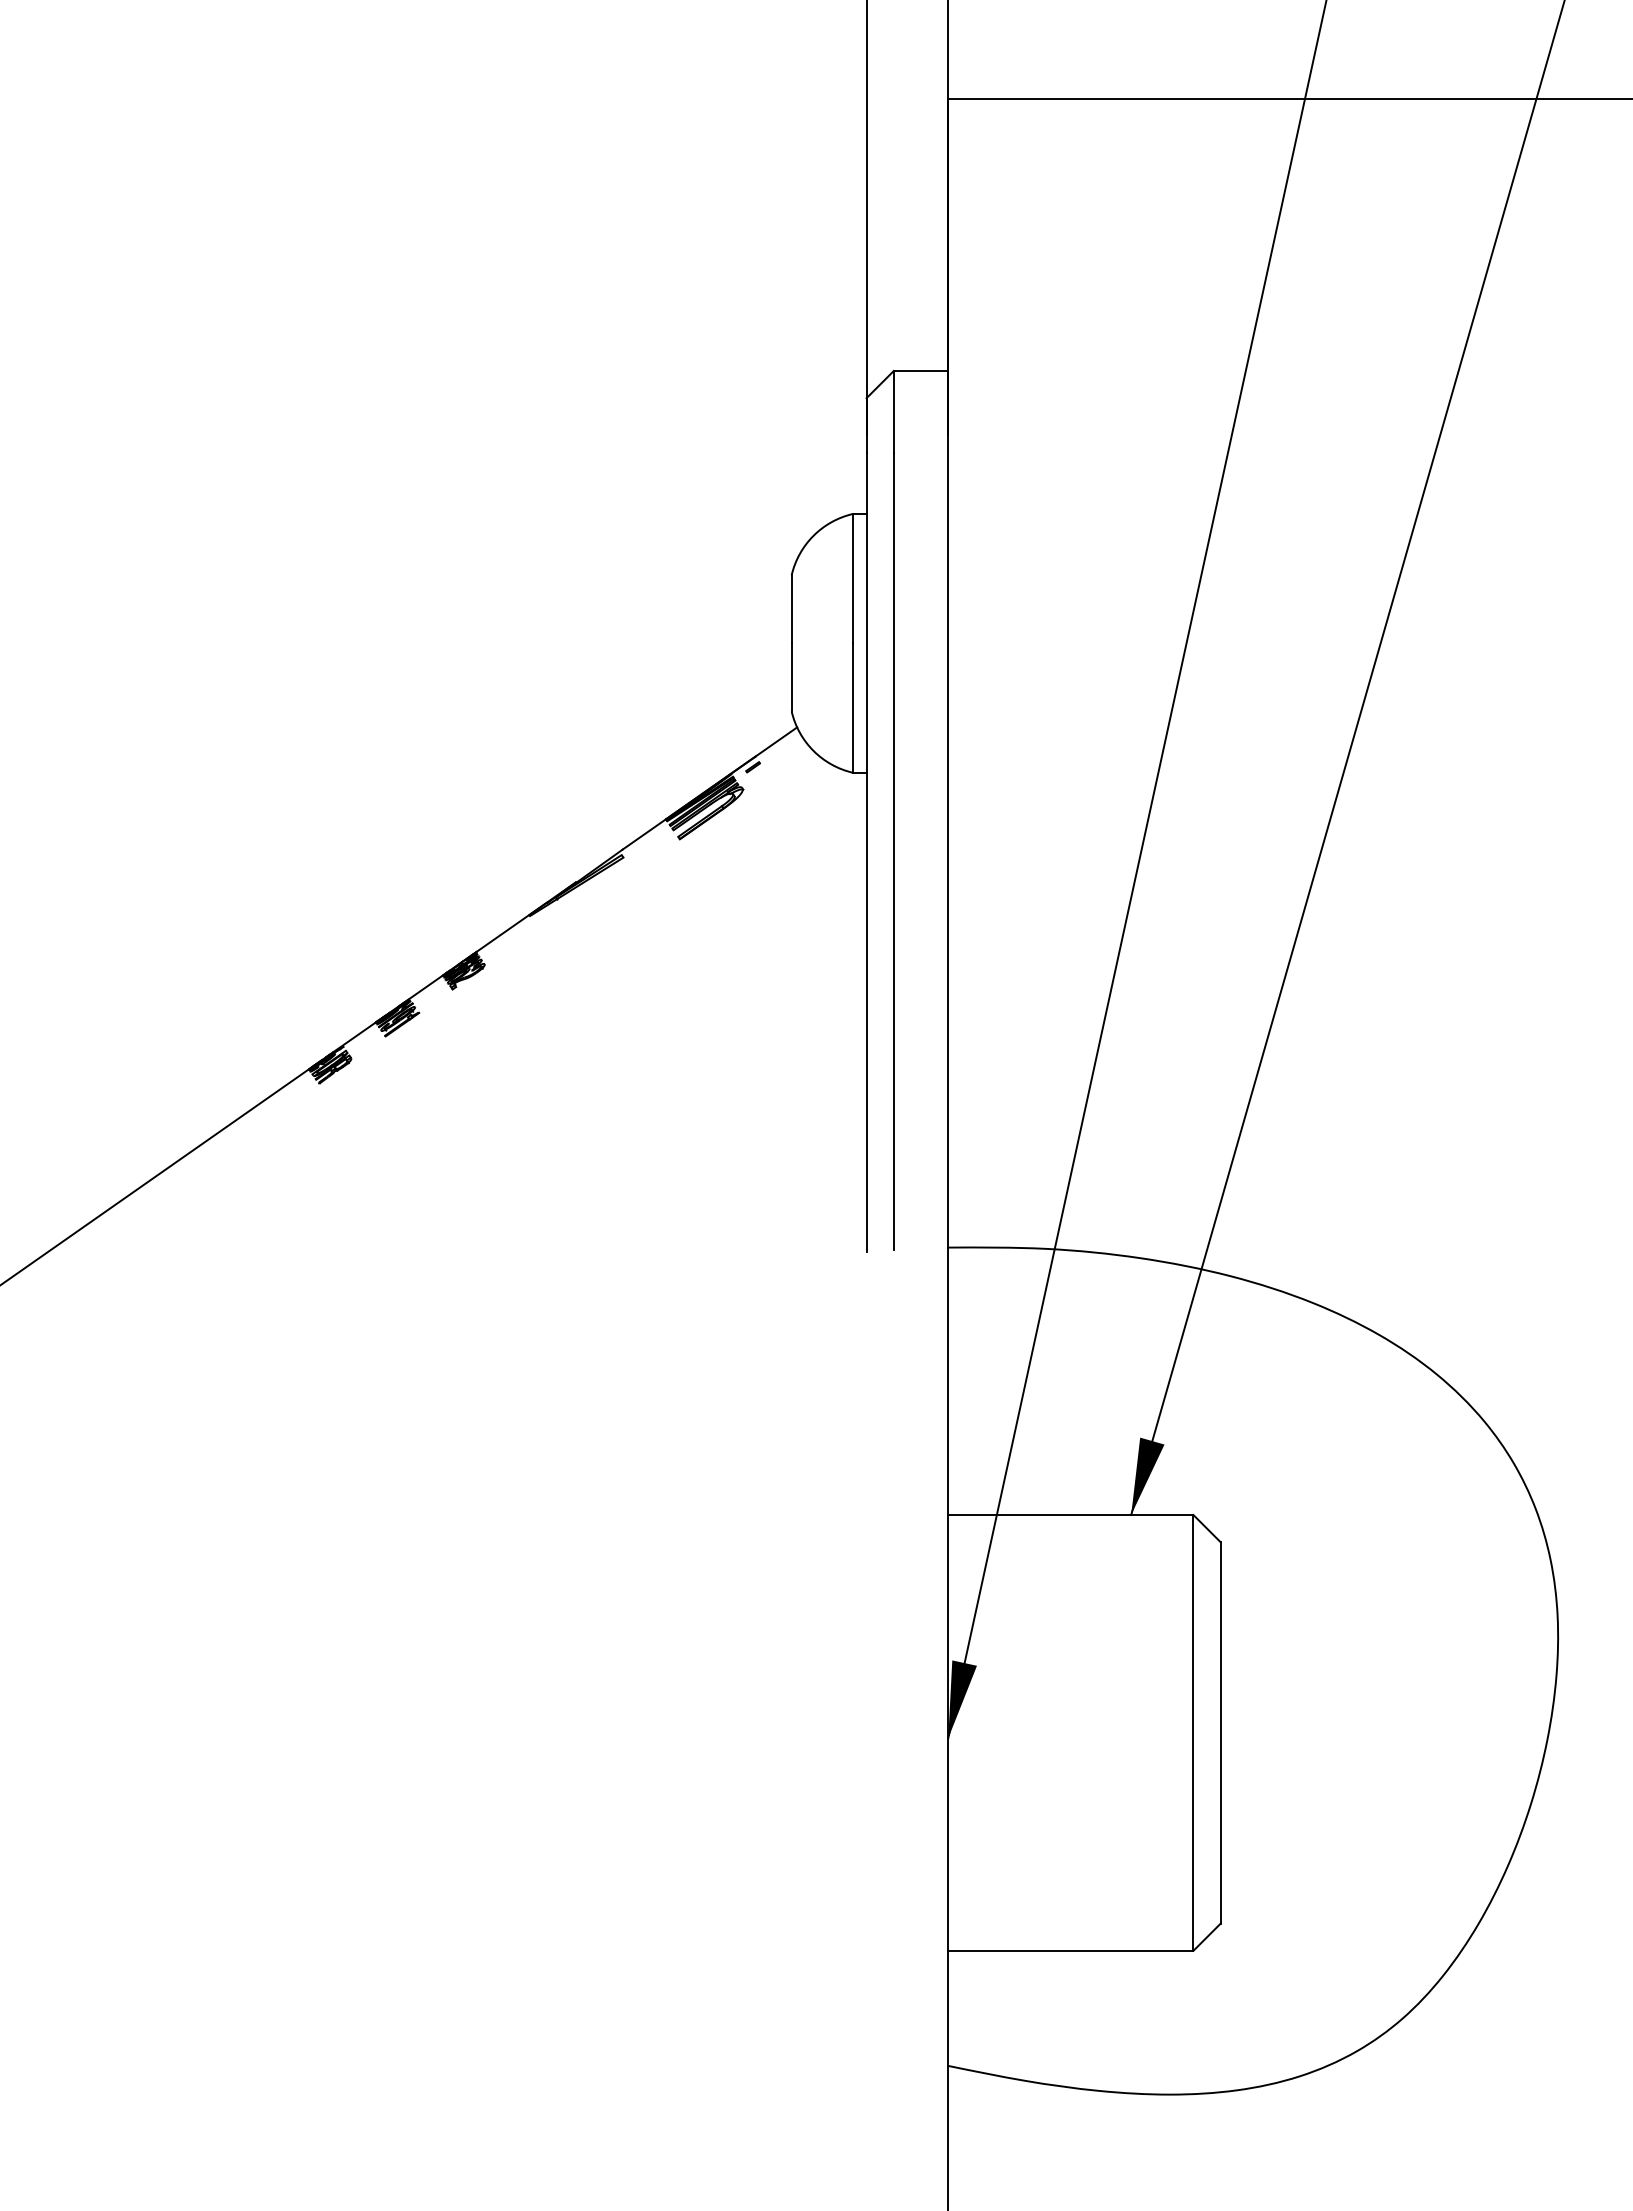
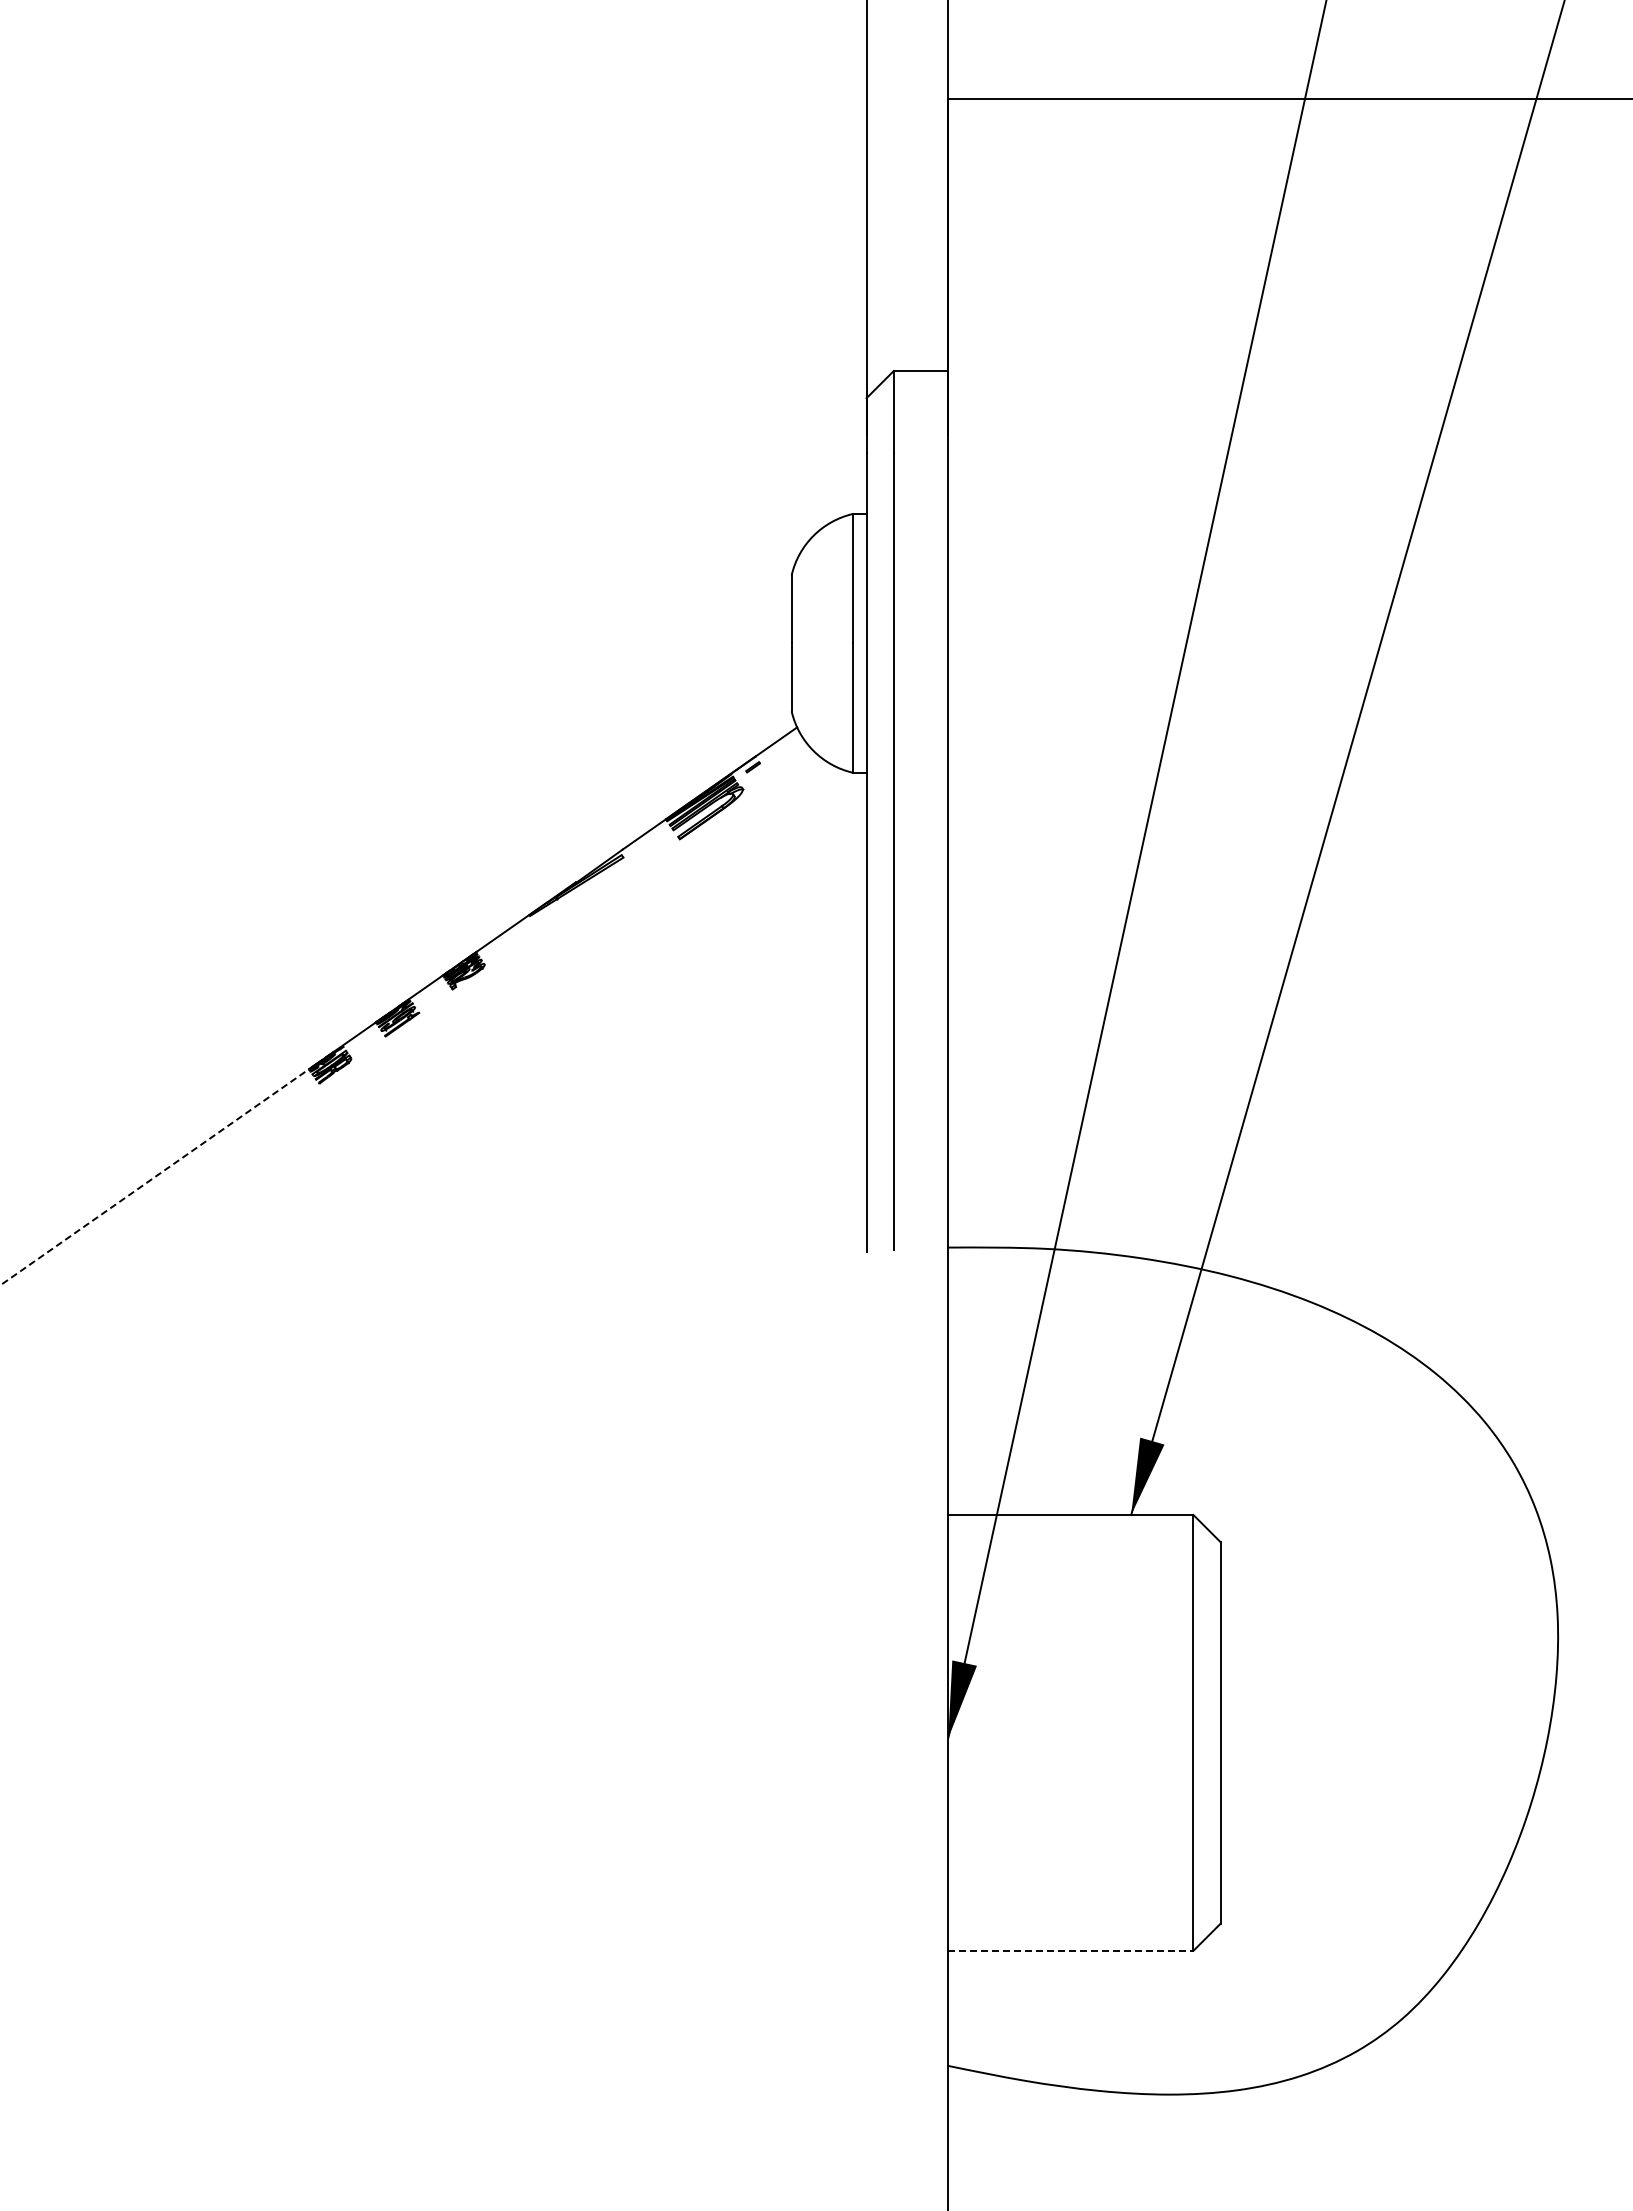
line: solid -> dashed (157, 1175)
line: solid -> dashed (1070, 1950)
